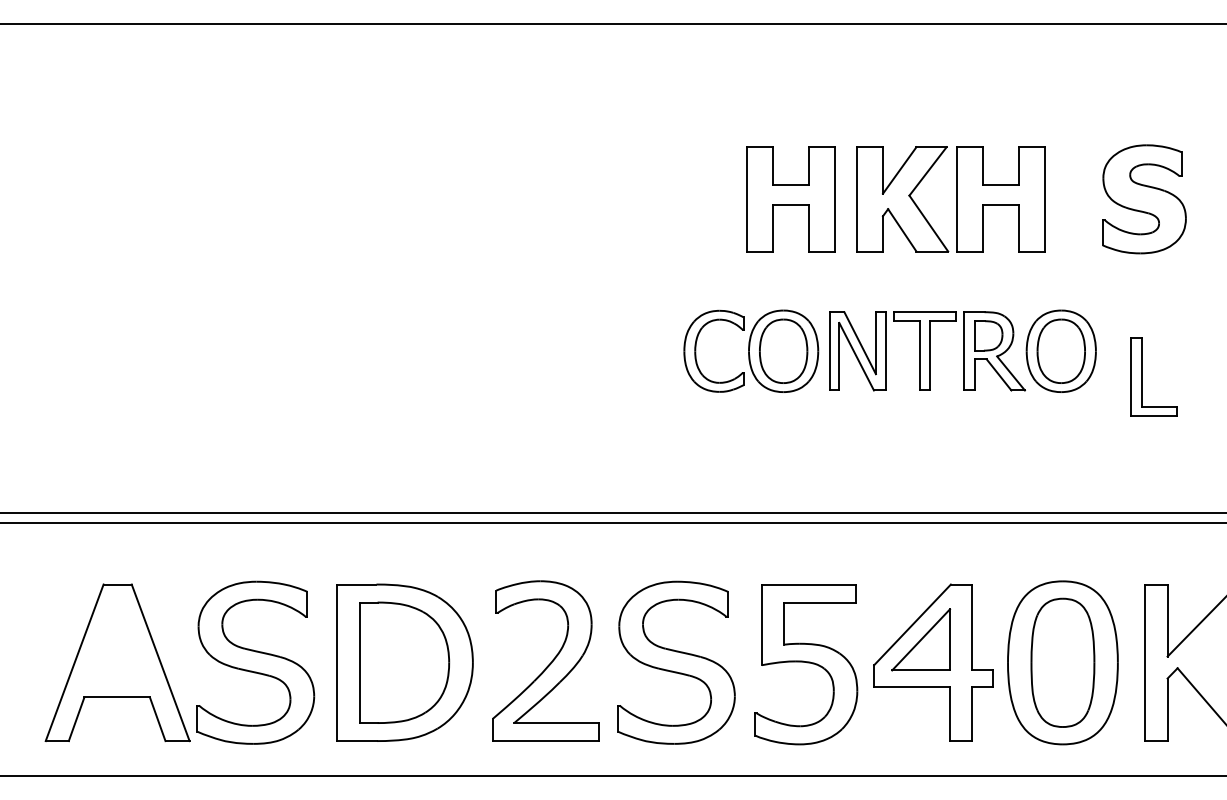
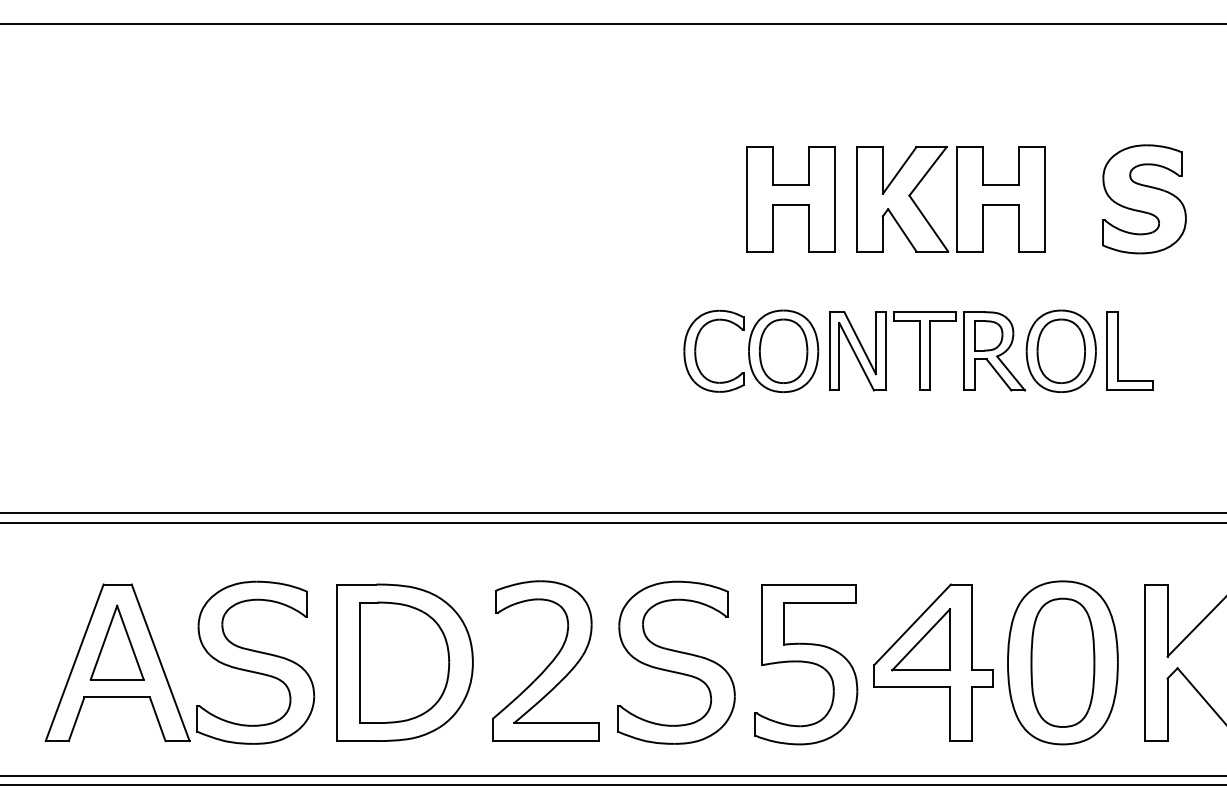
part position: (1142, 376) -> (1118, 350) (1118, 350)
part: none -> present (116, 642)
line: none -> present (612, 785)
